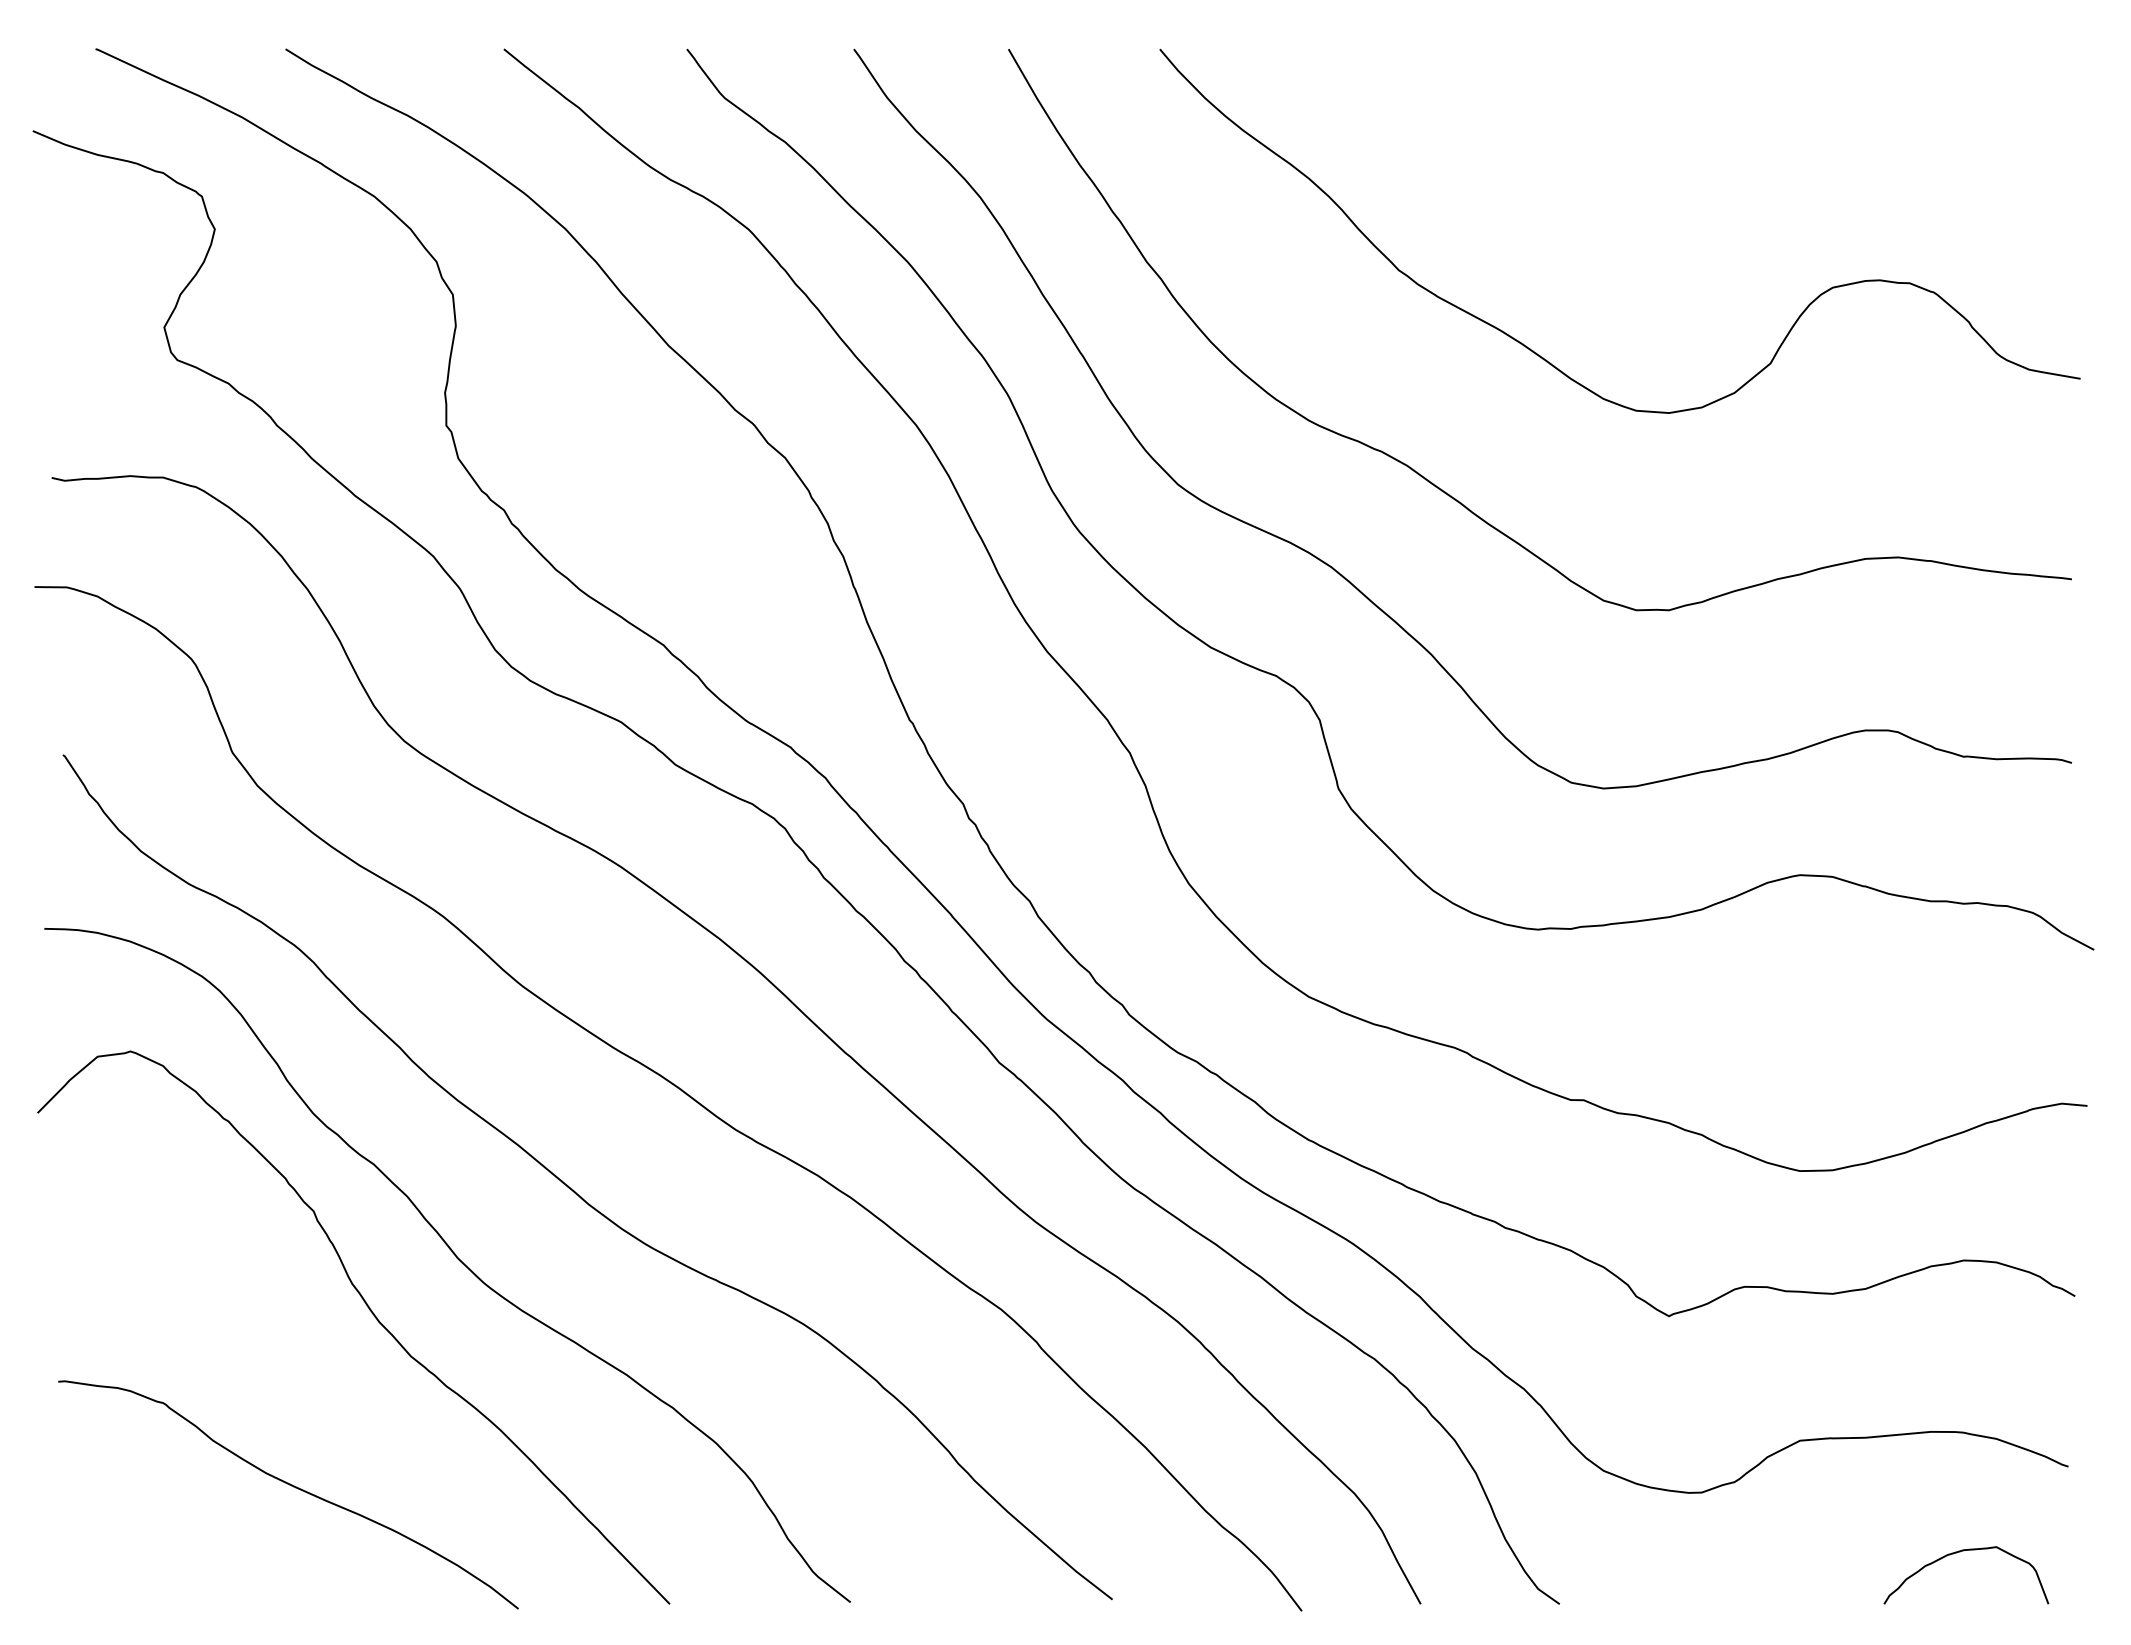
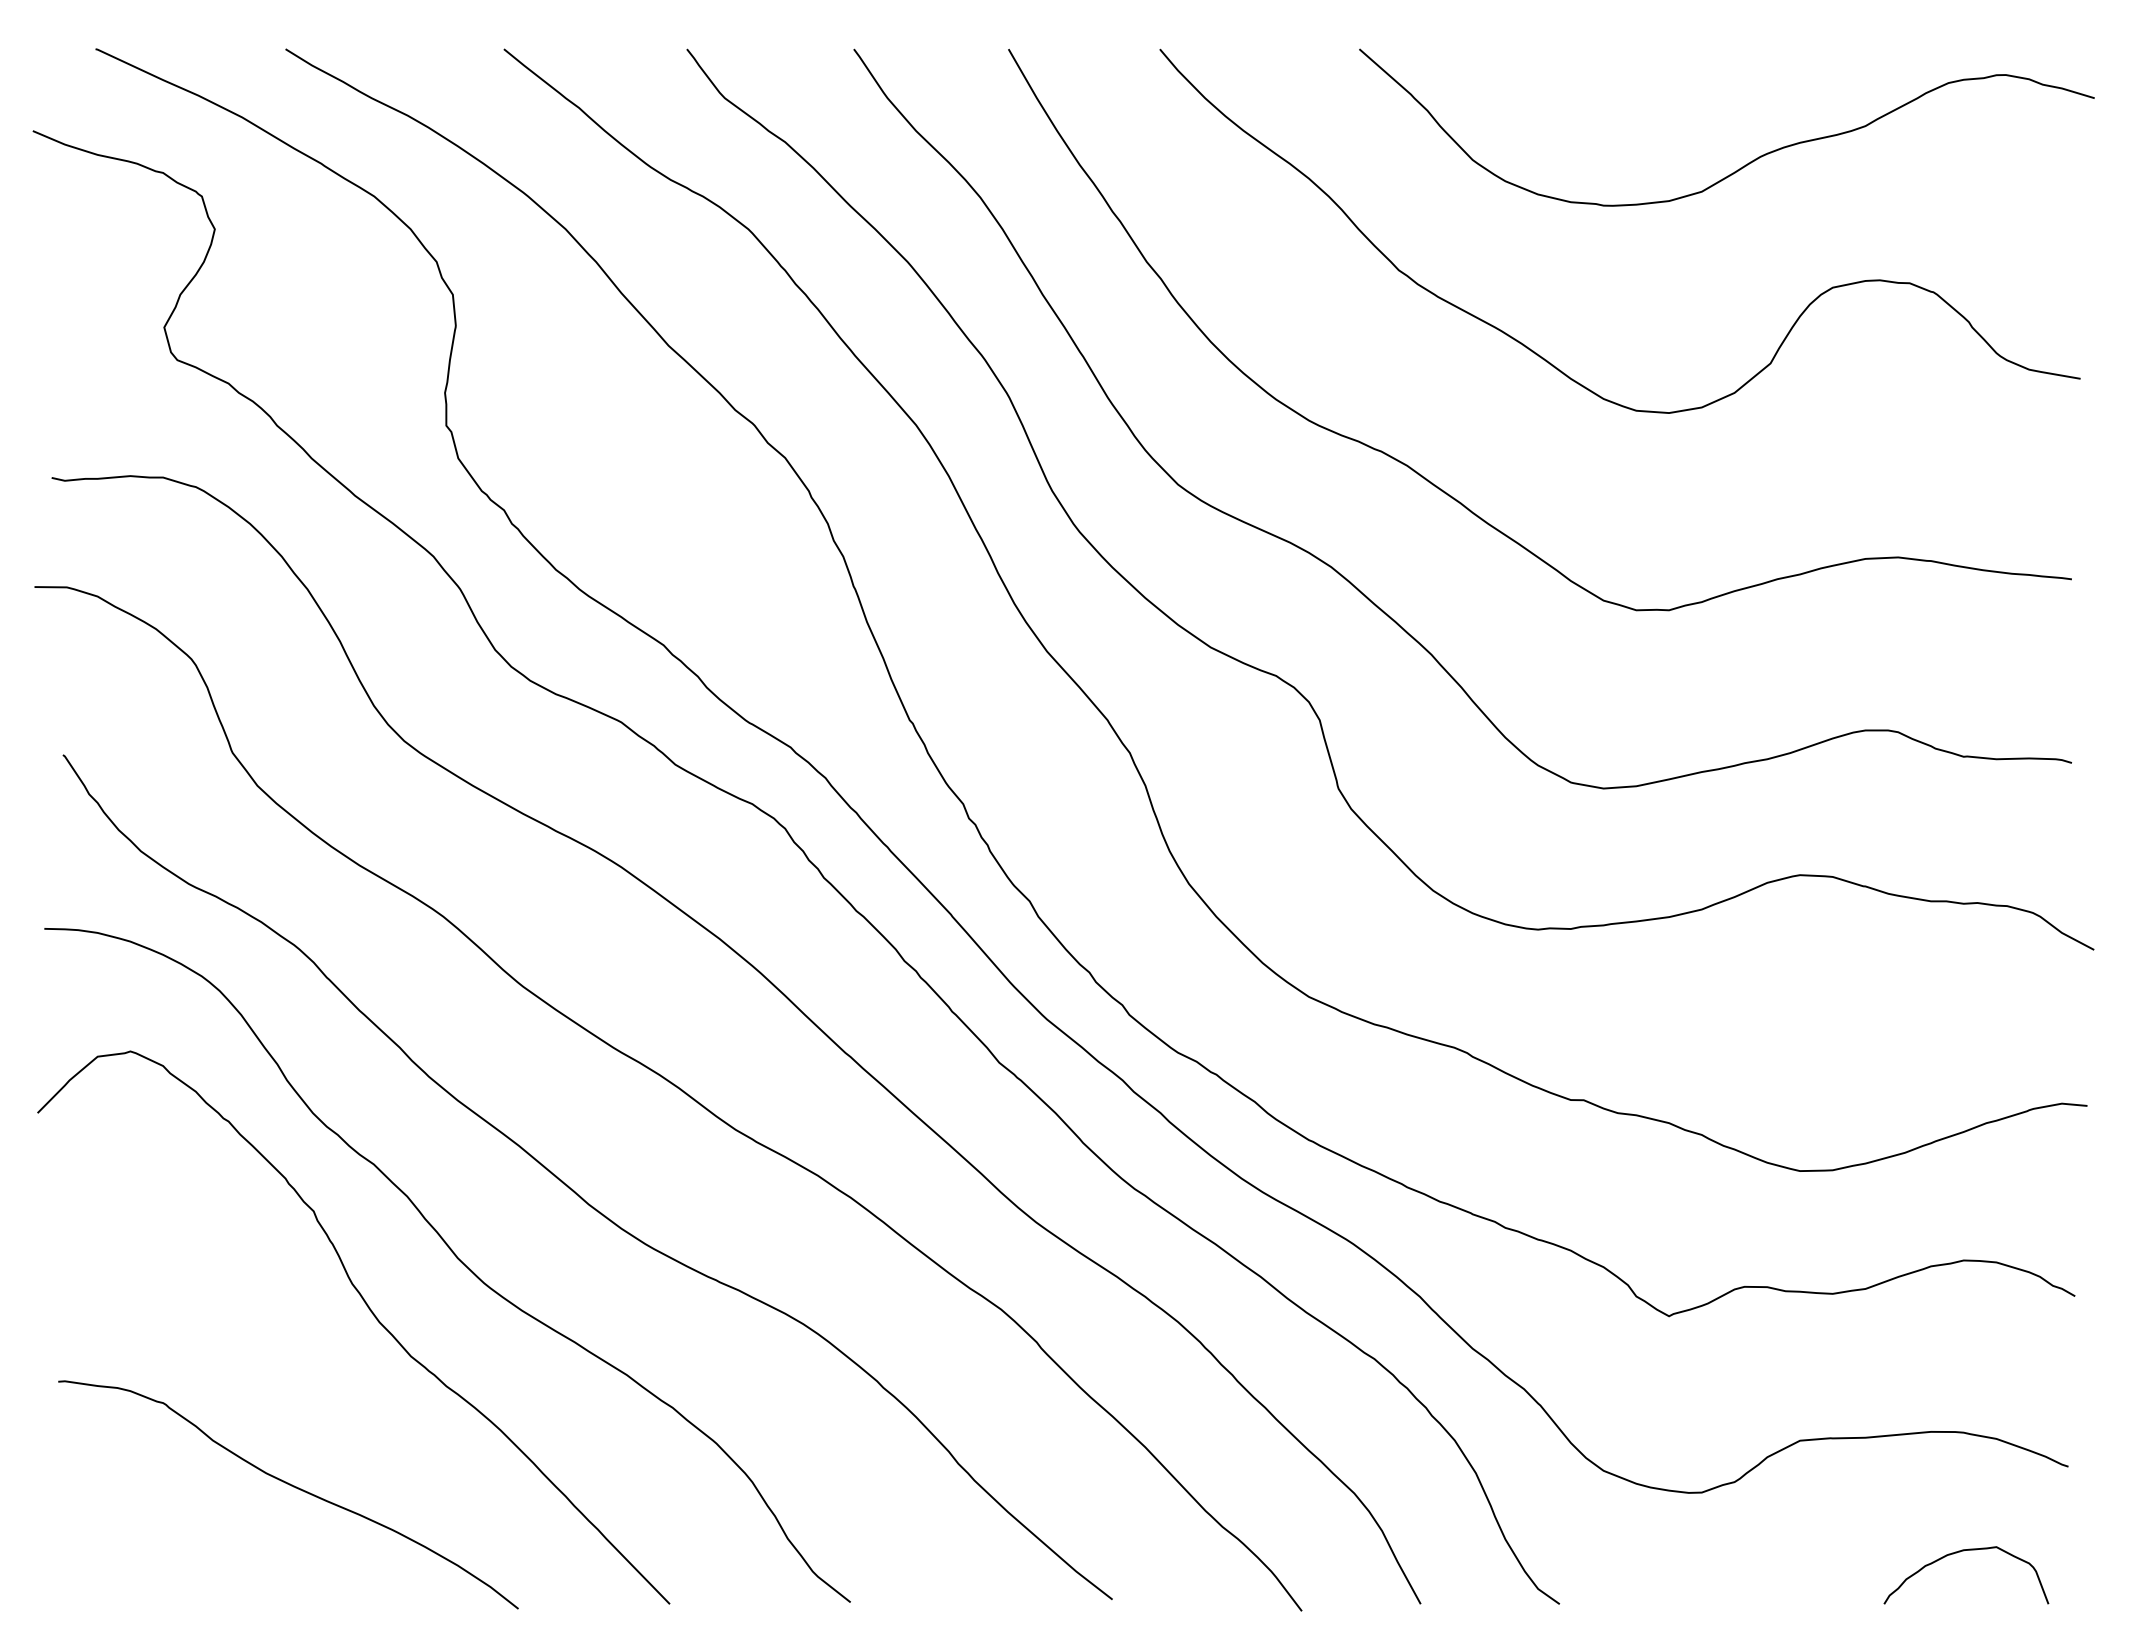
curve: none -> present (1748, 162)
